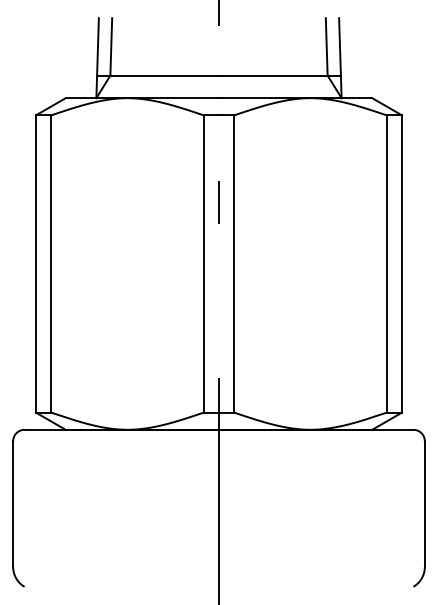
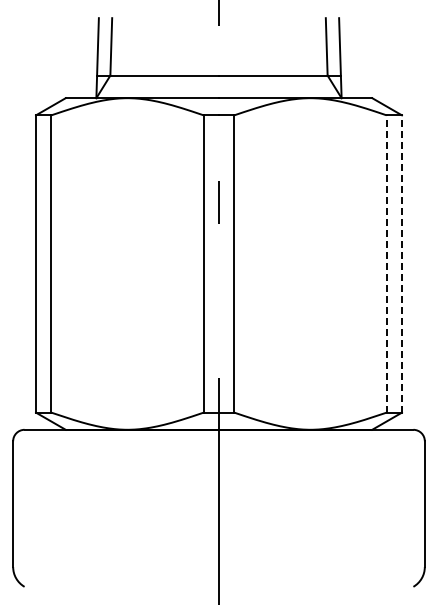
line: solid -> dashed (386, 264)
line: solid -> dashed (401, 264)
